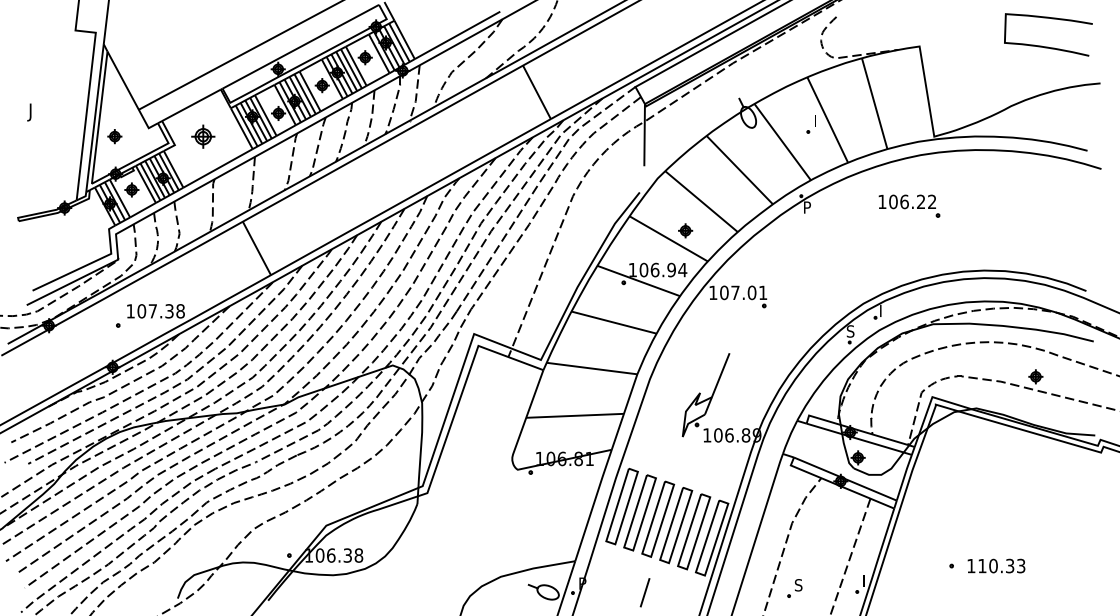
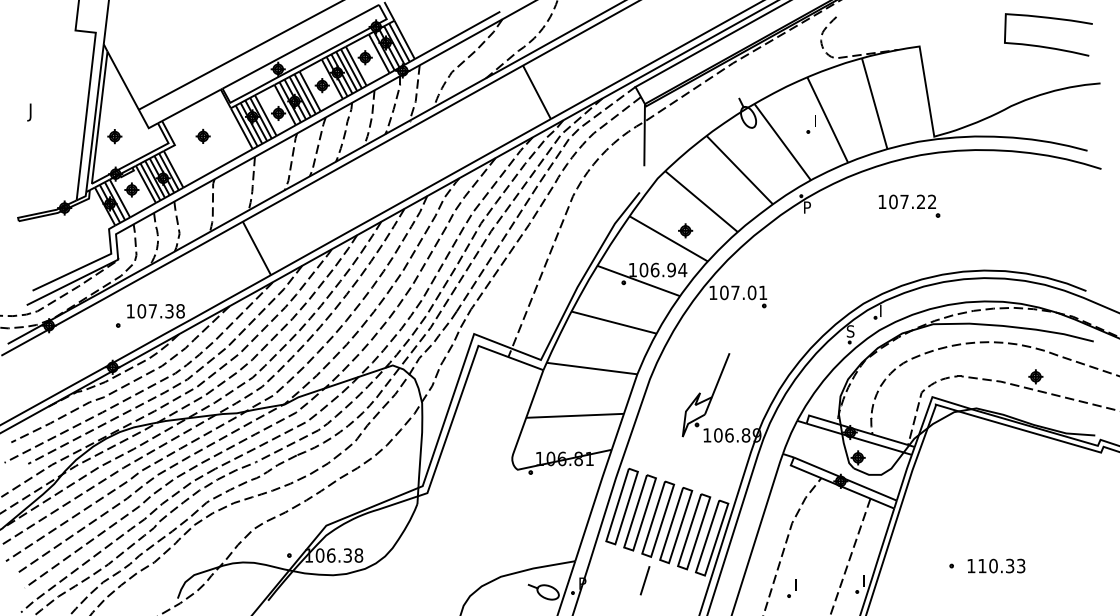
part size: 25x25 px -> 16x16 px (202, 135)
text: 106.22 -> 107.22 (904, 201)
text: S -> I (798, 585)
line position: (644, 592) -> (644, 580) (644, 580)
